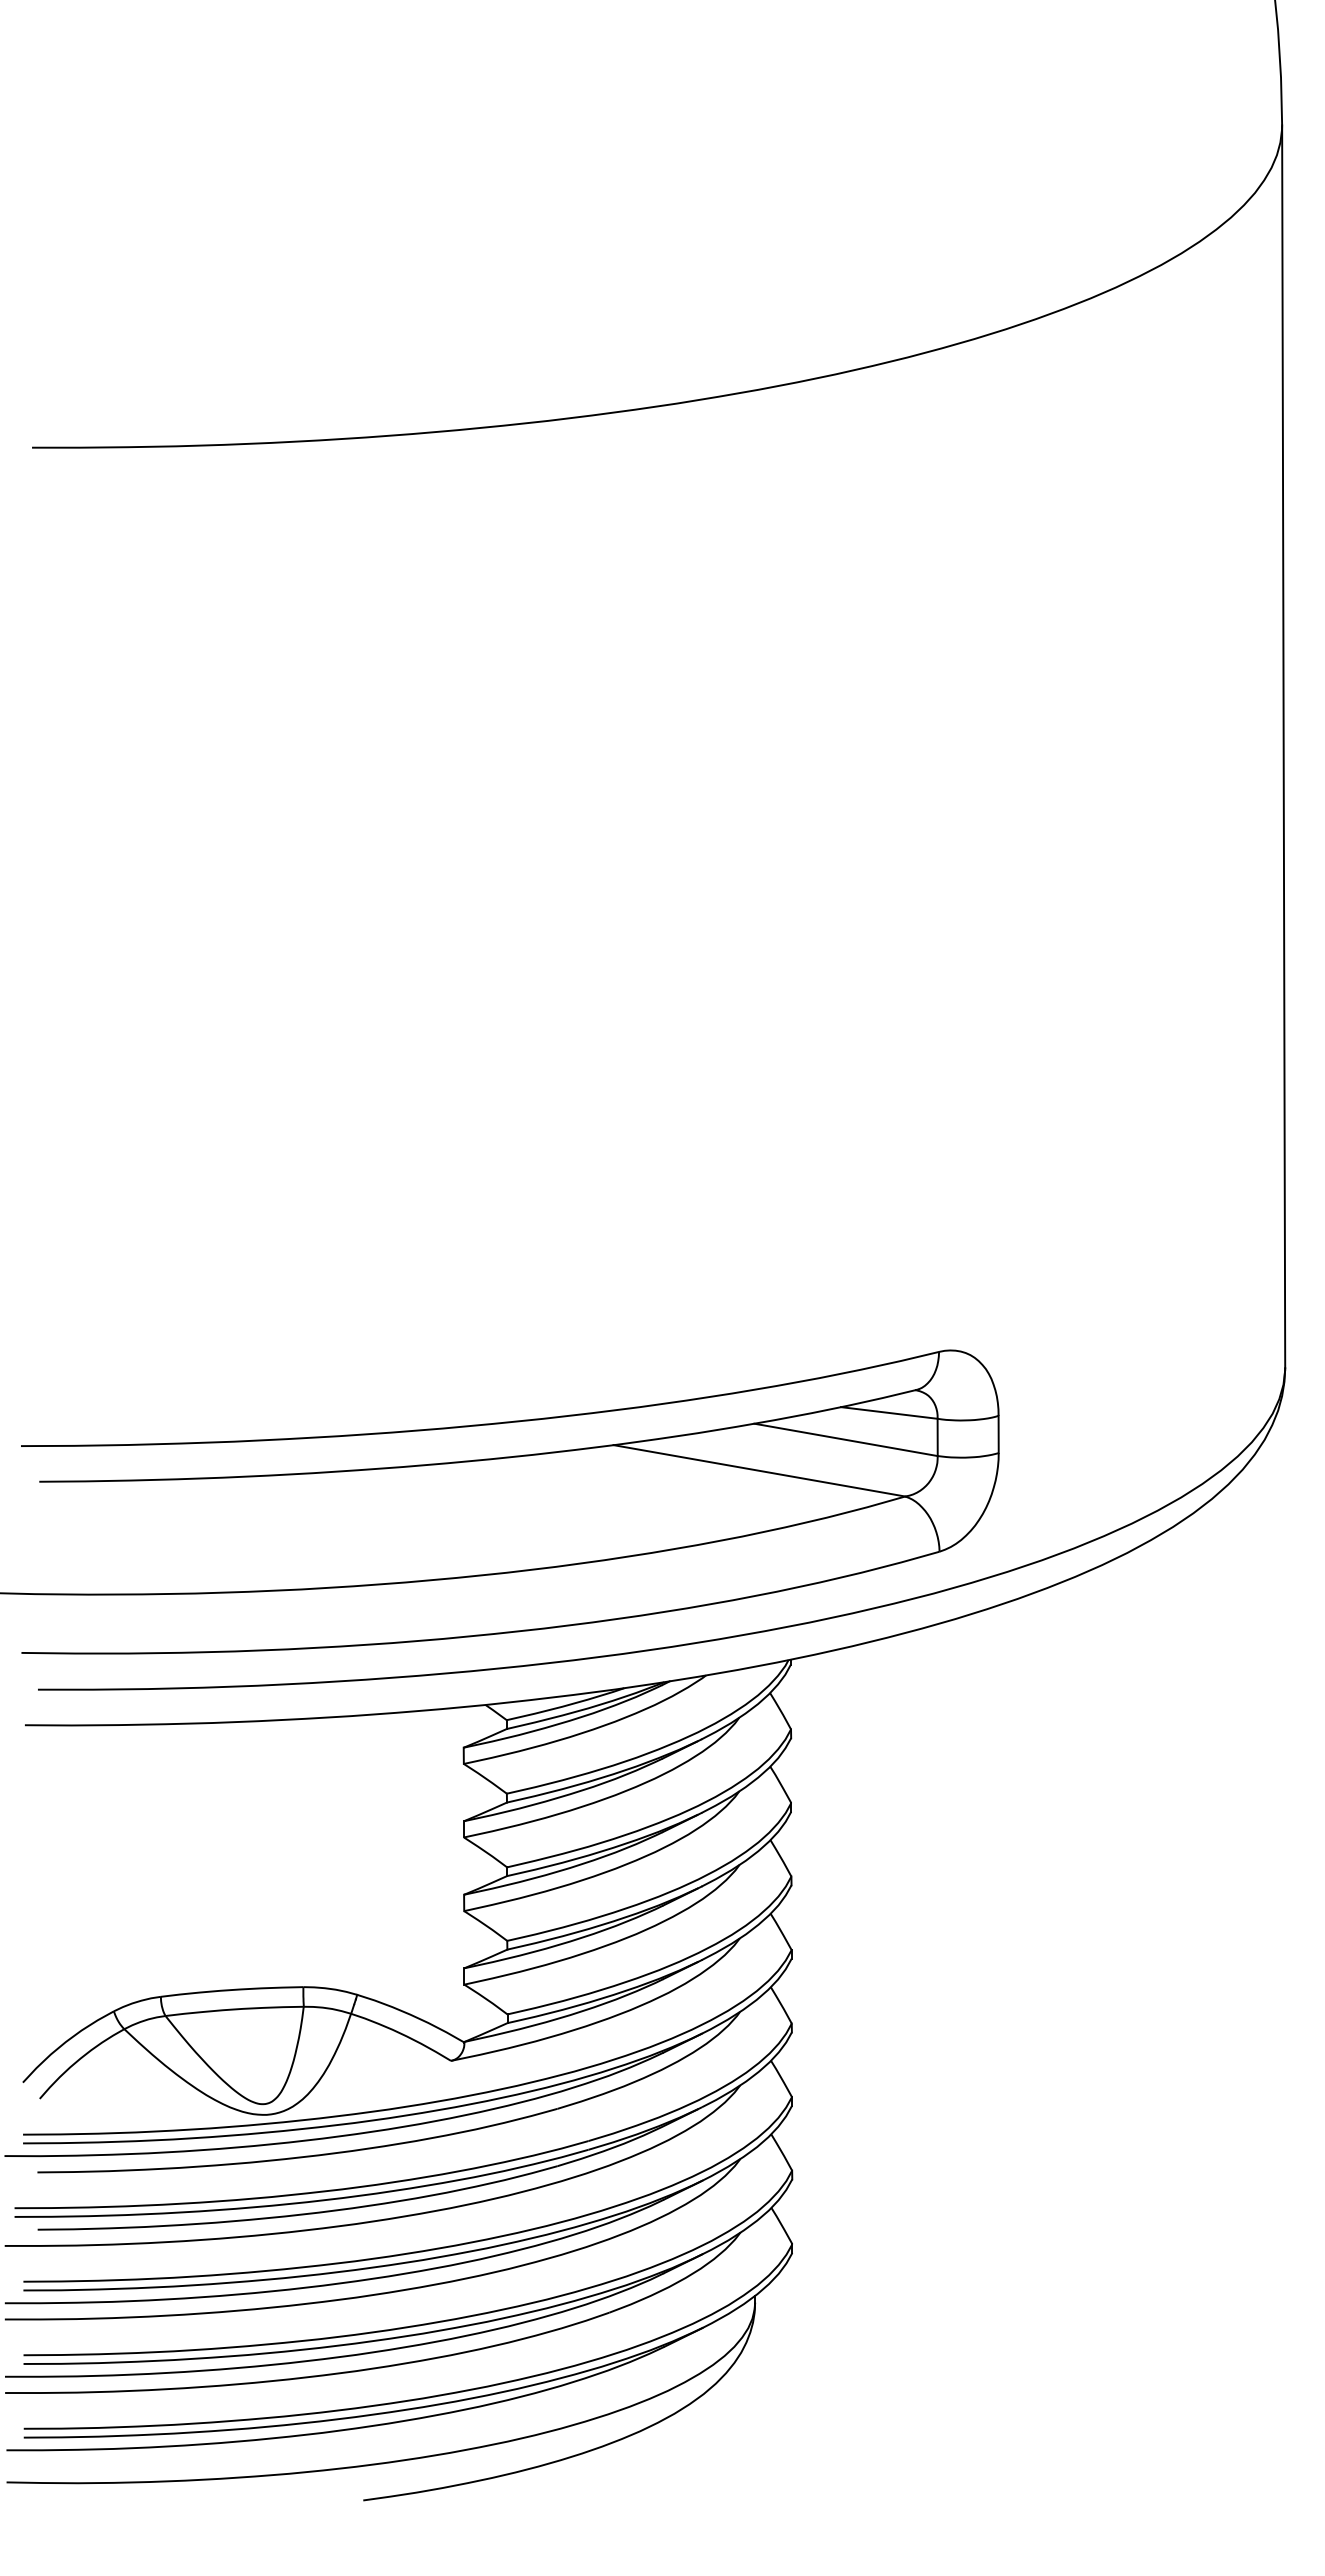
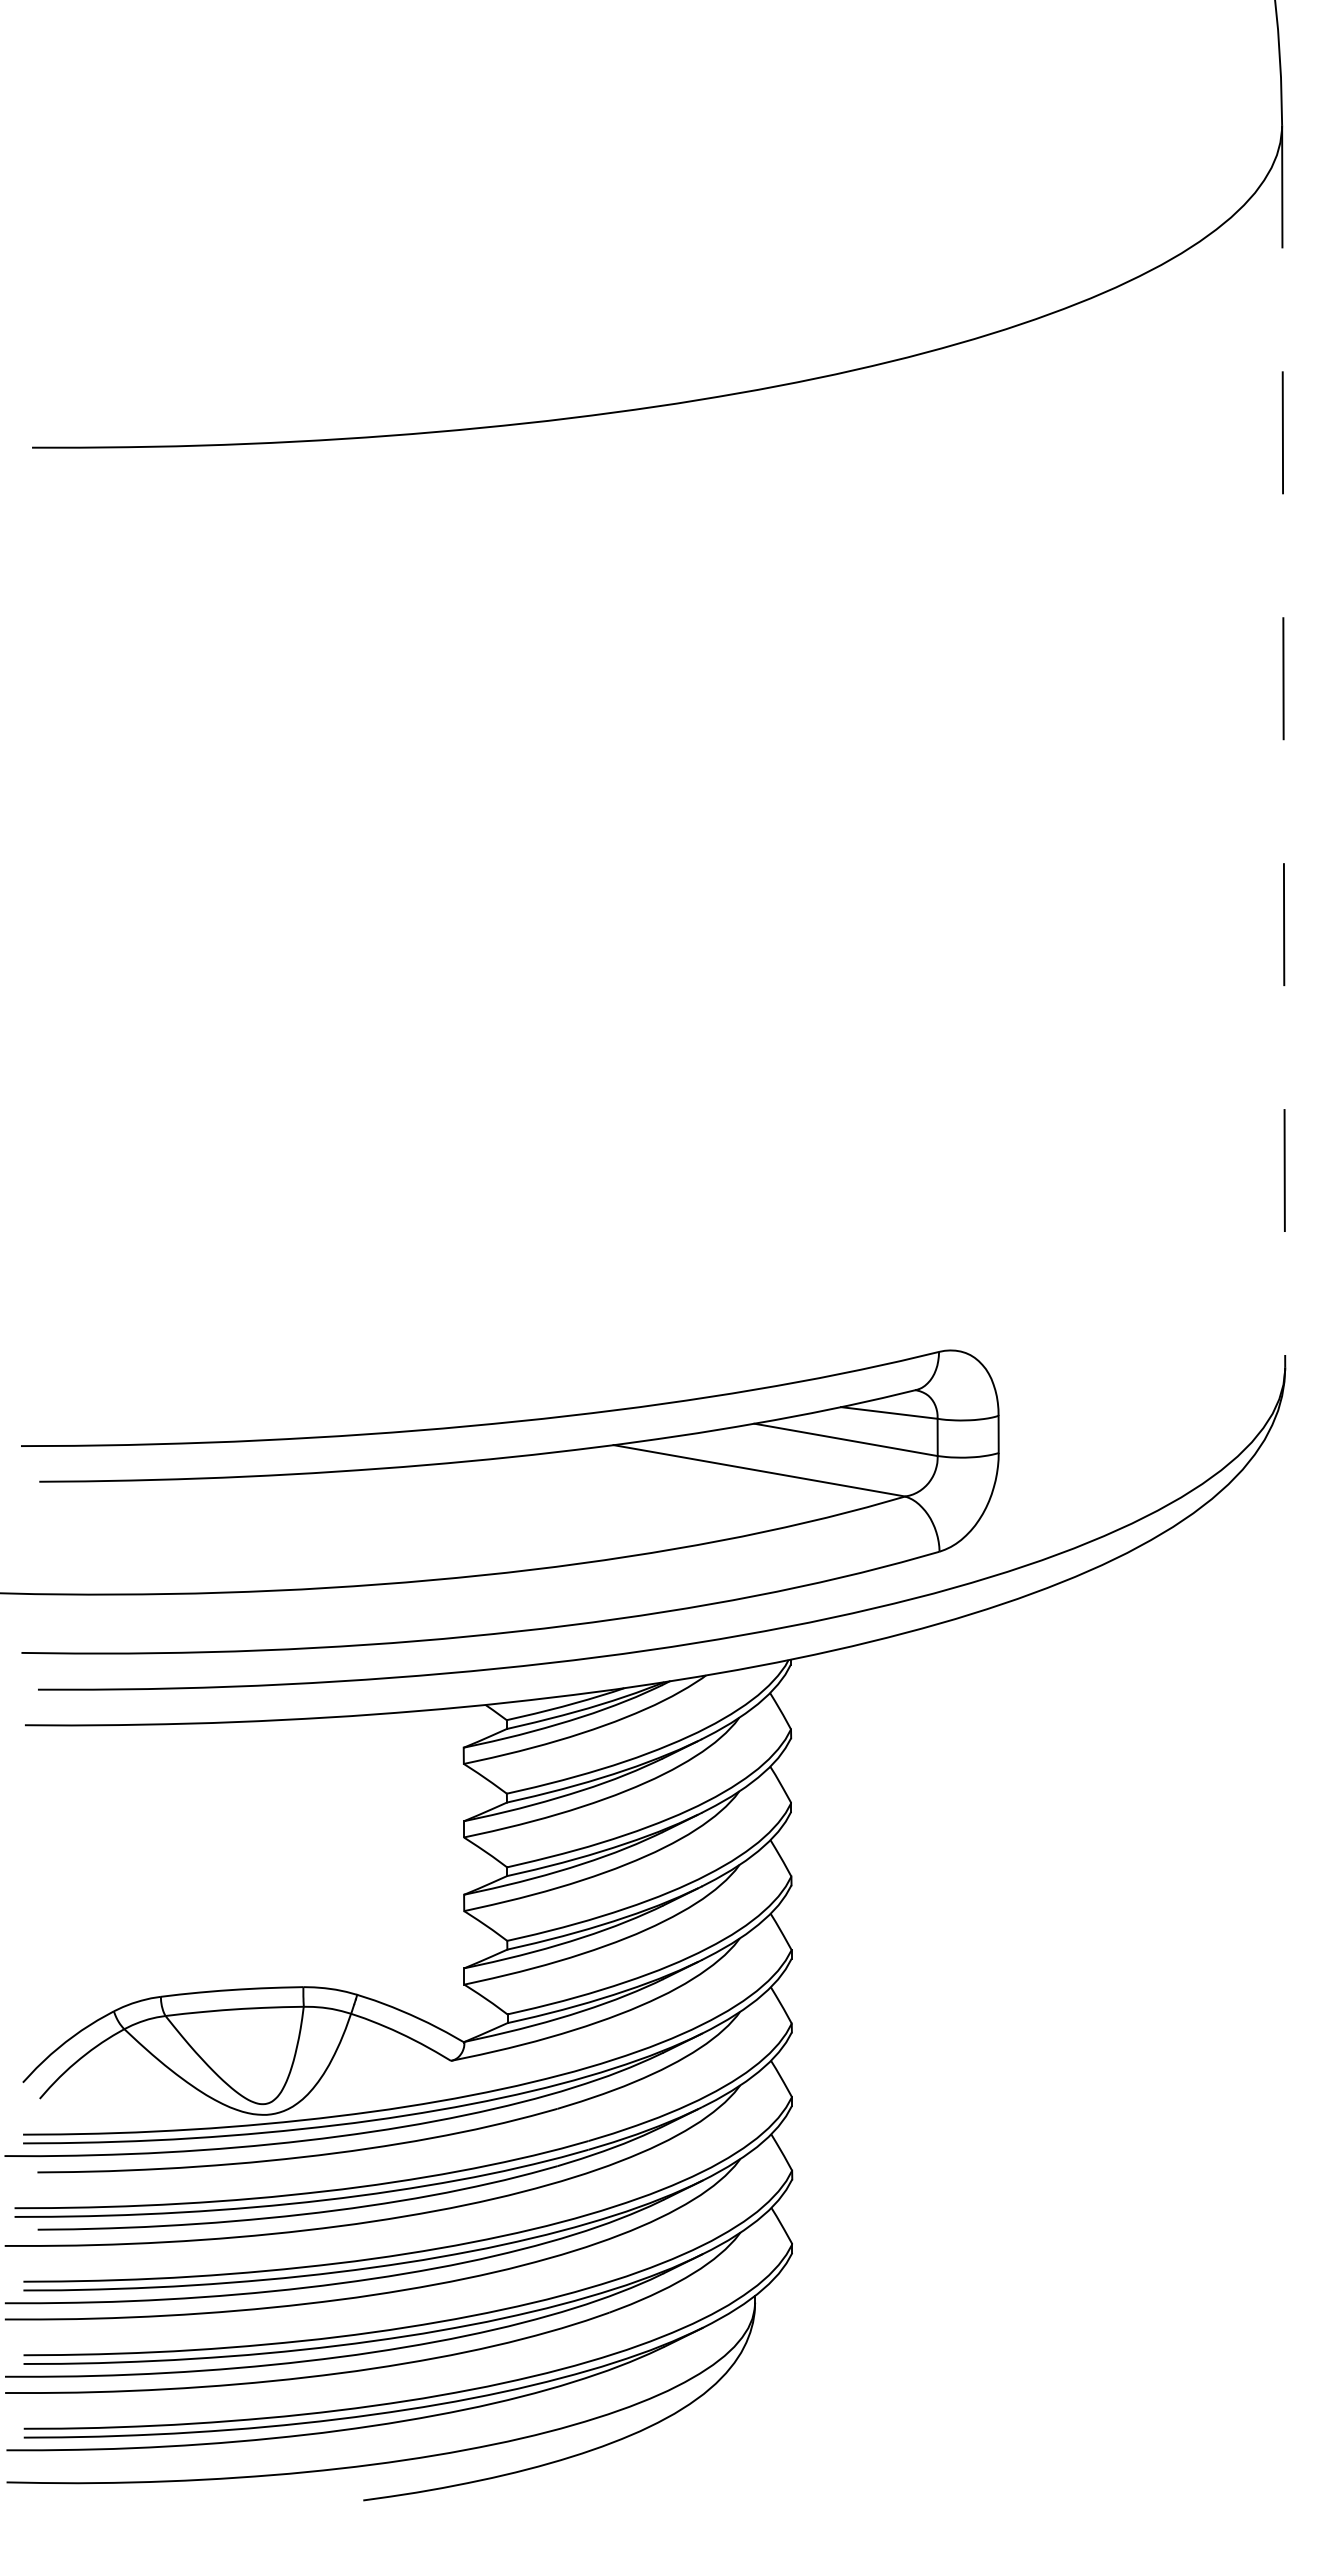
line: solid -> dashed (1283, 746)
